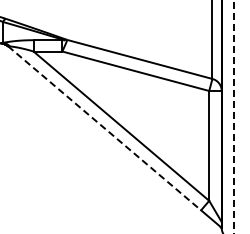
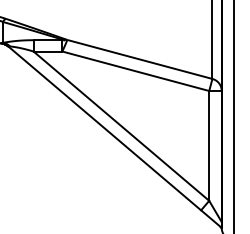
line: dashed -> solid (234, 116)
line: dashed -> solid (104, 128)
